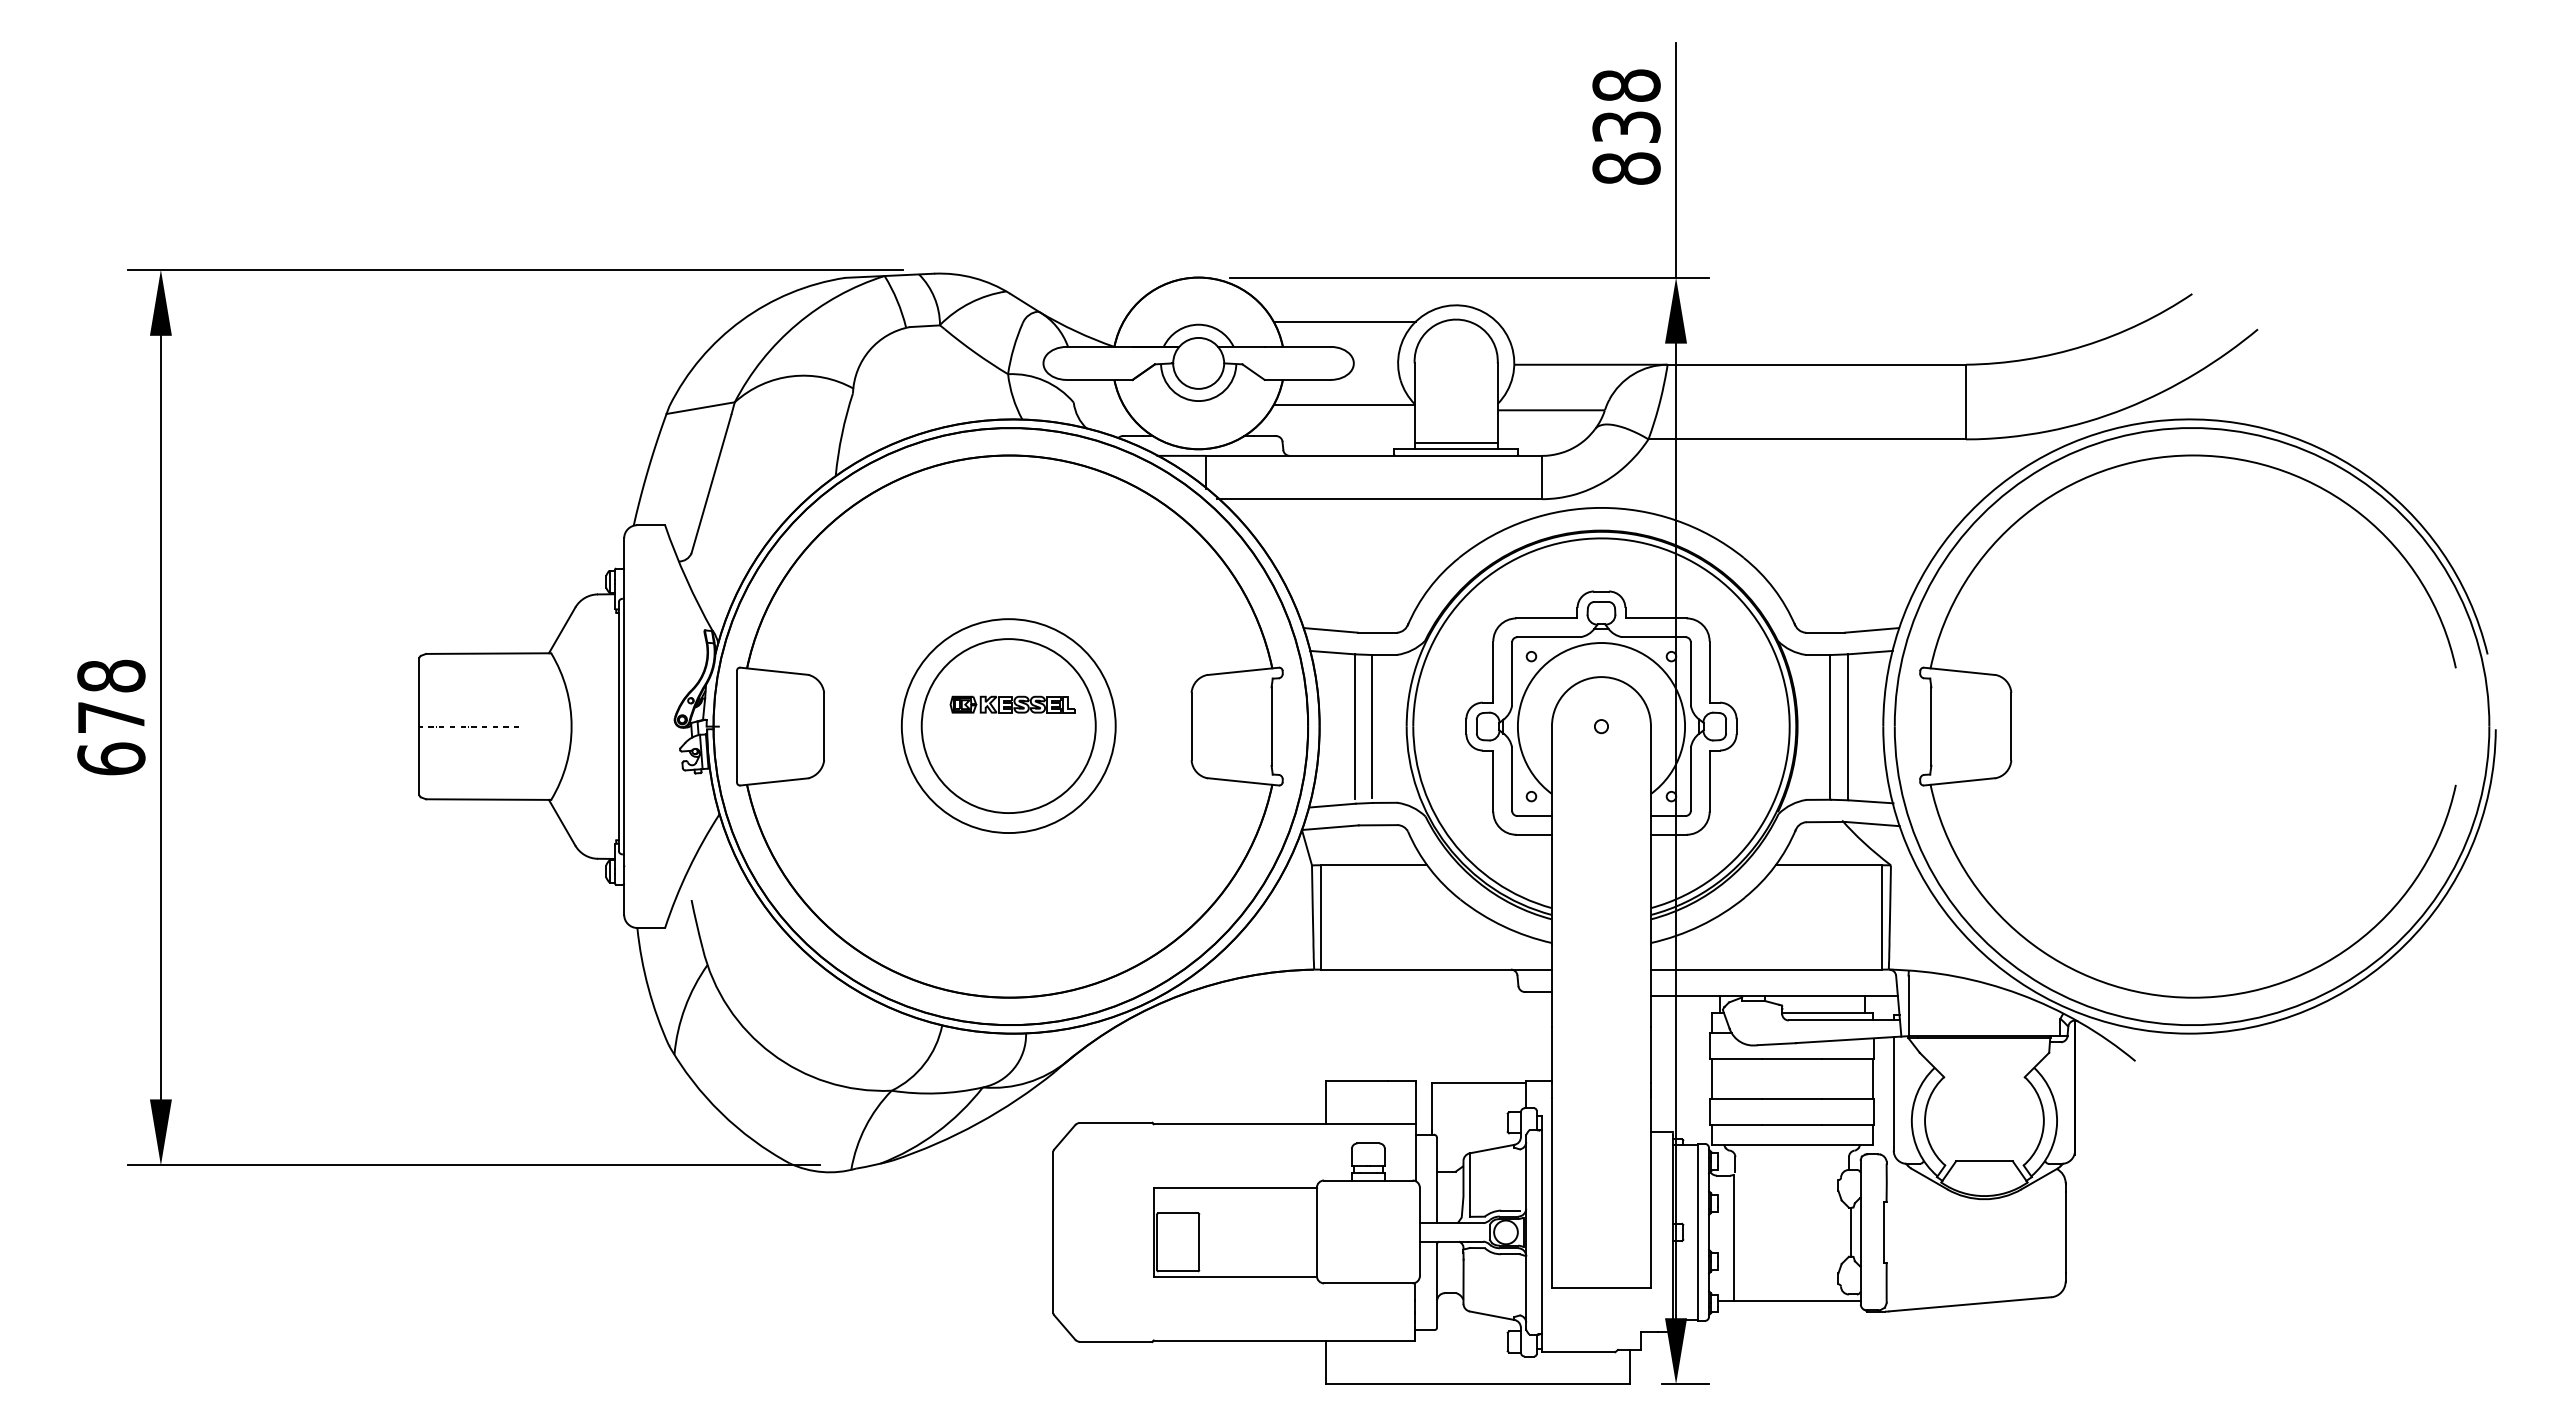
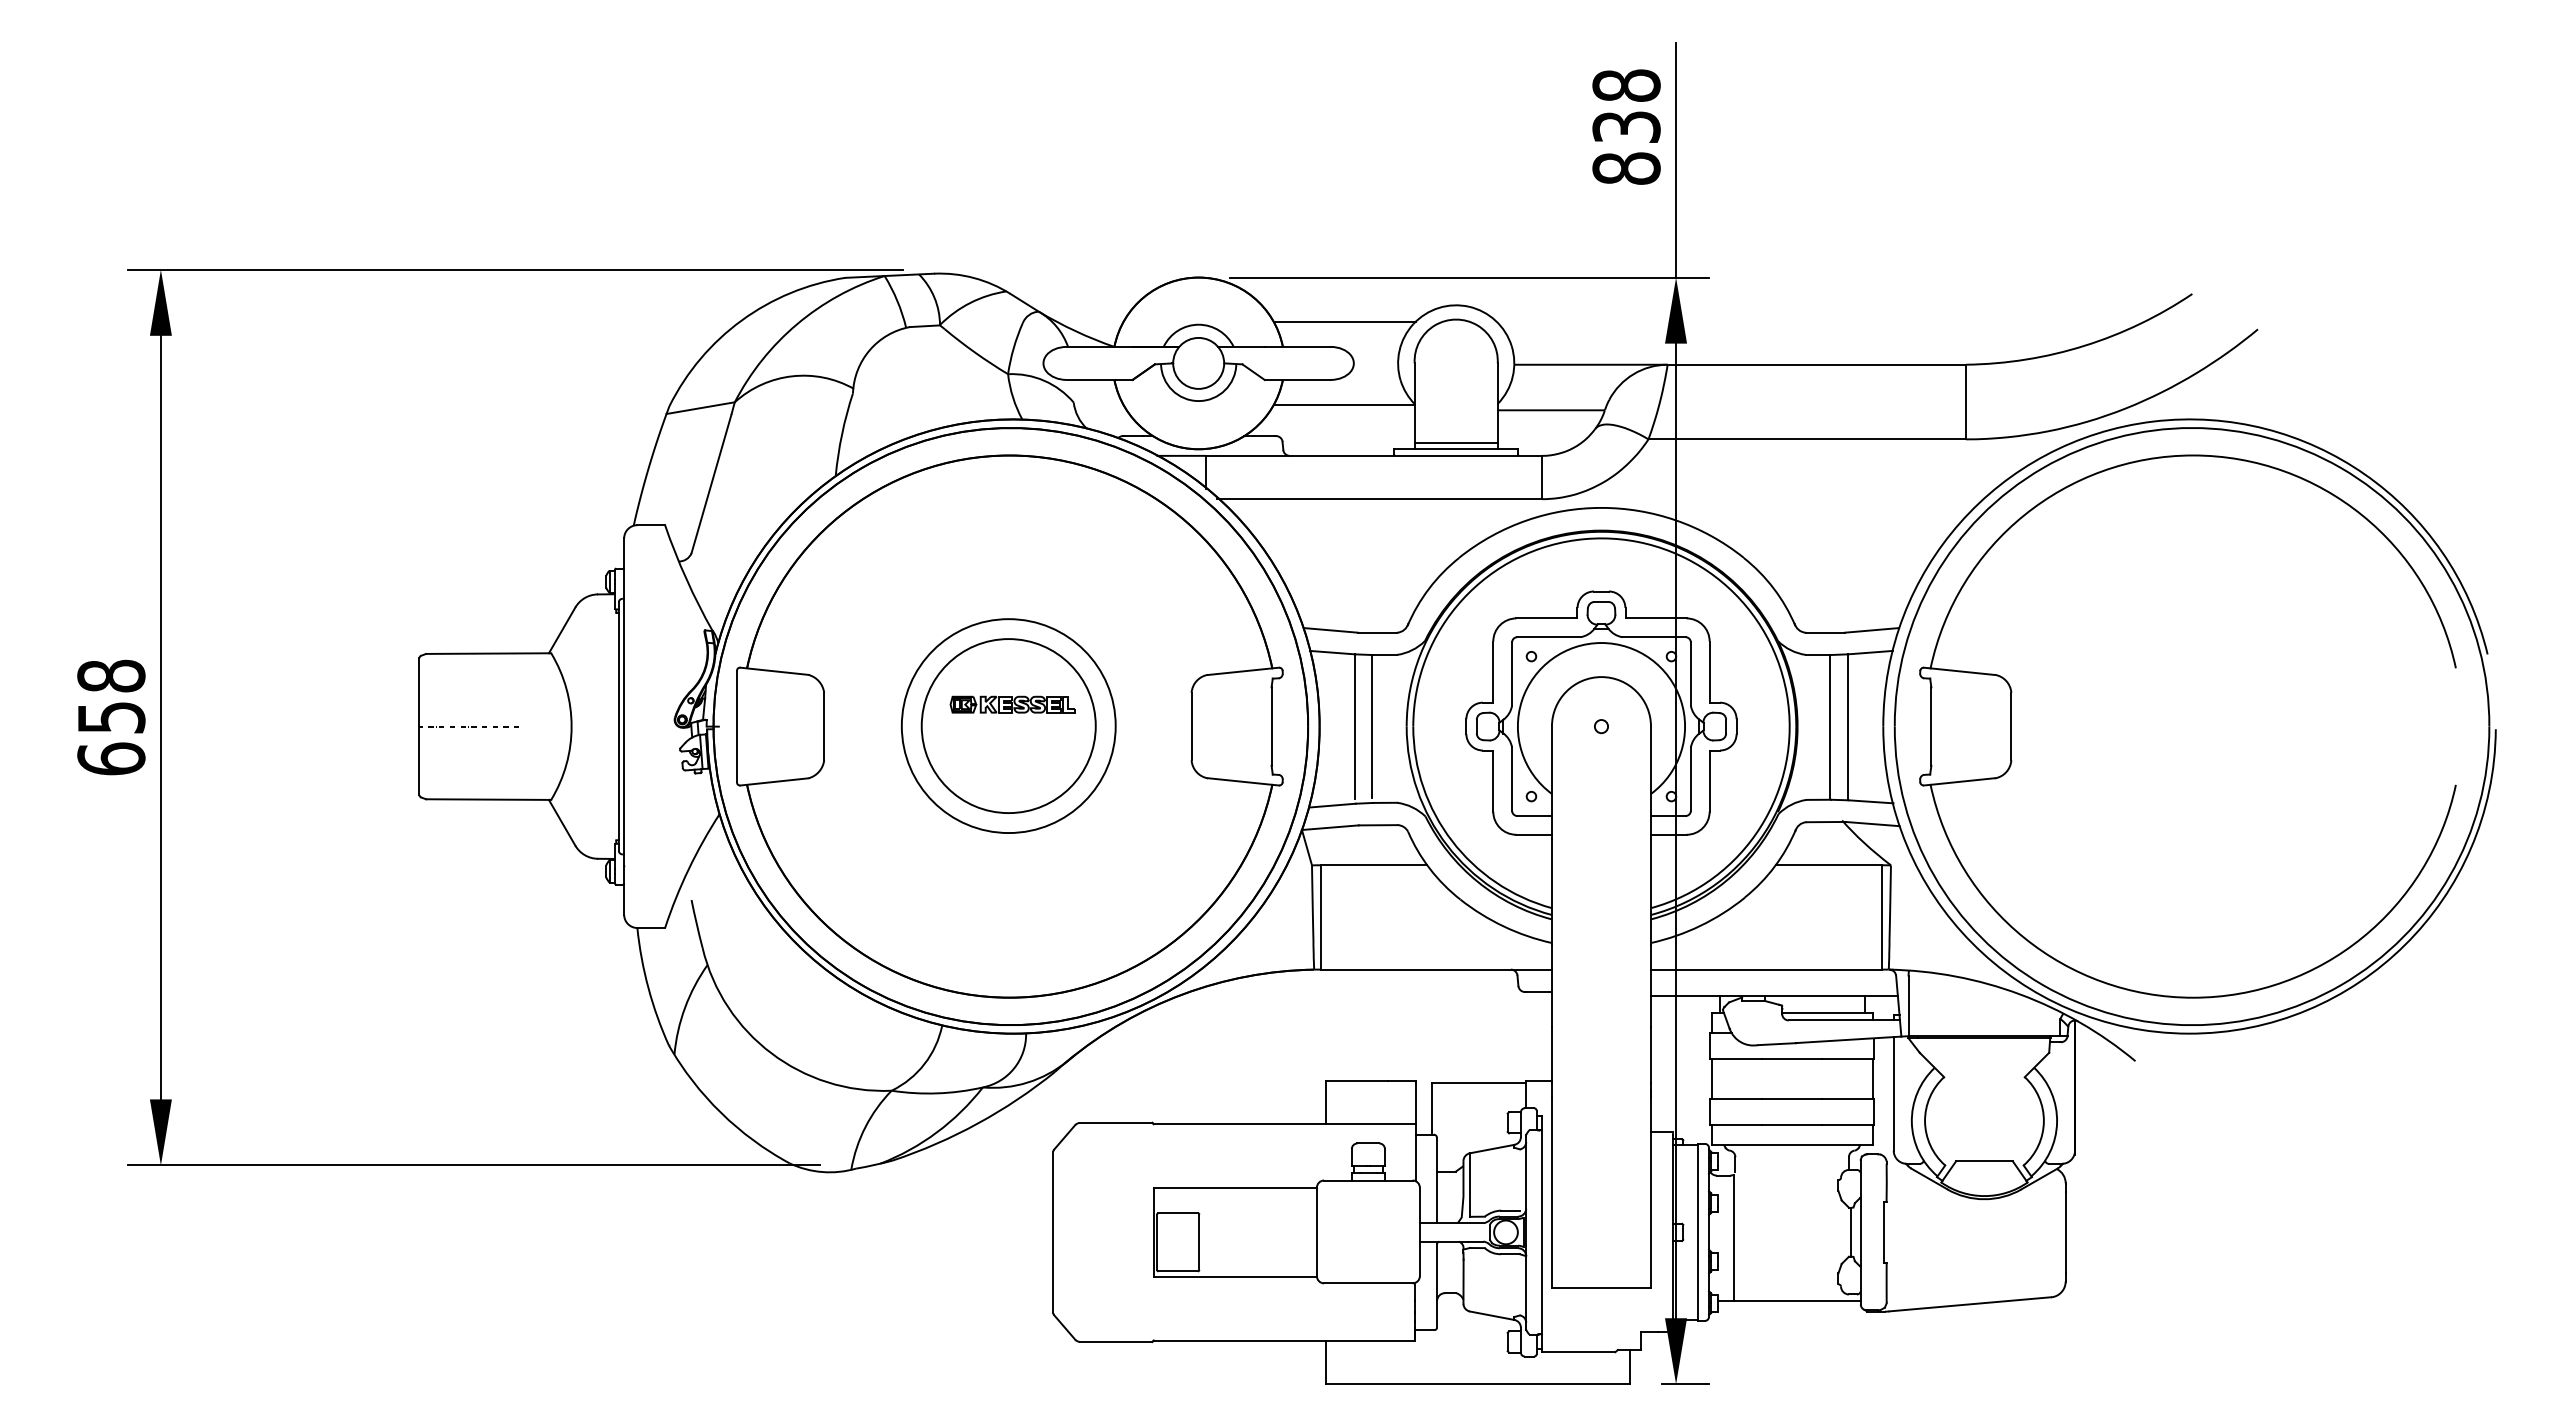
text: 678 -> 658 (111, 717)
